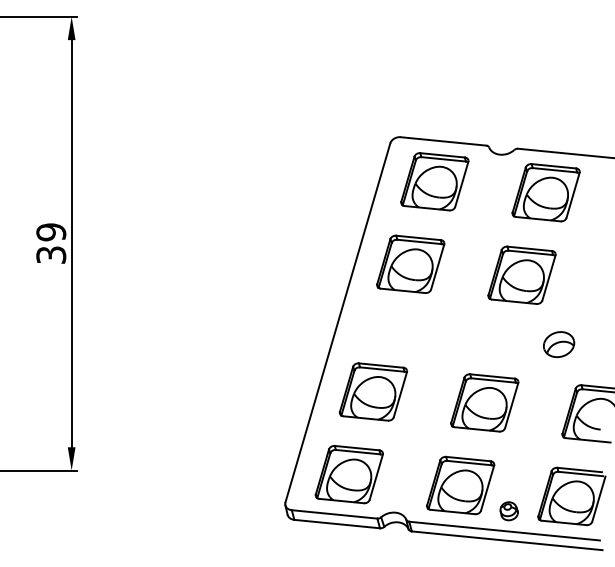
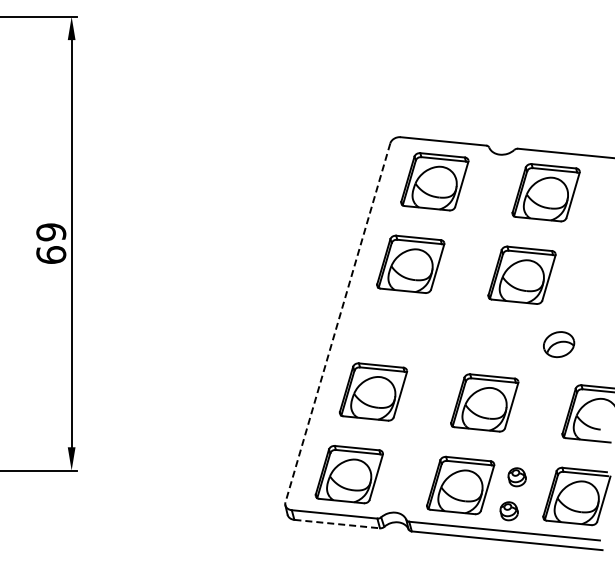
text: 39 -> 69 (51, 254)
line: solid -> dashed (337, 322)
part: none -> present (516, 477)
part position: (571, 496) -> (576, 496) (576, 496)
line: solid -> dashed (337, 524)
